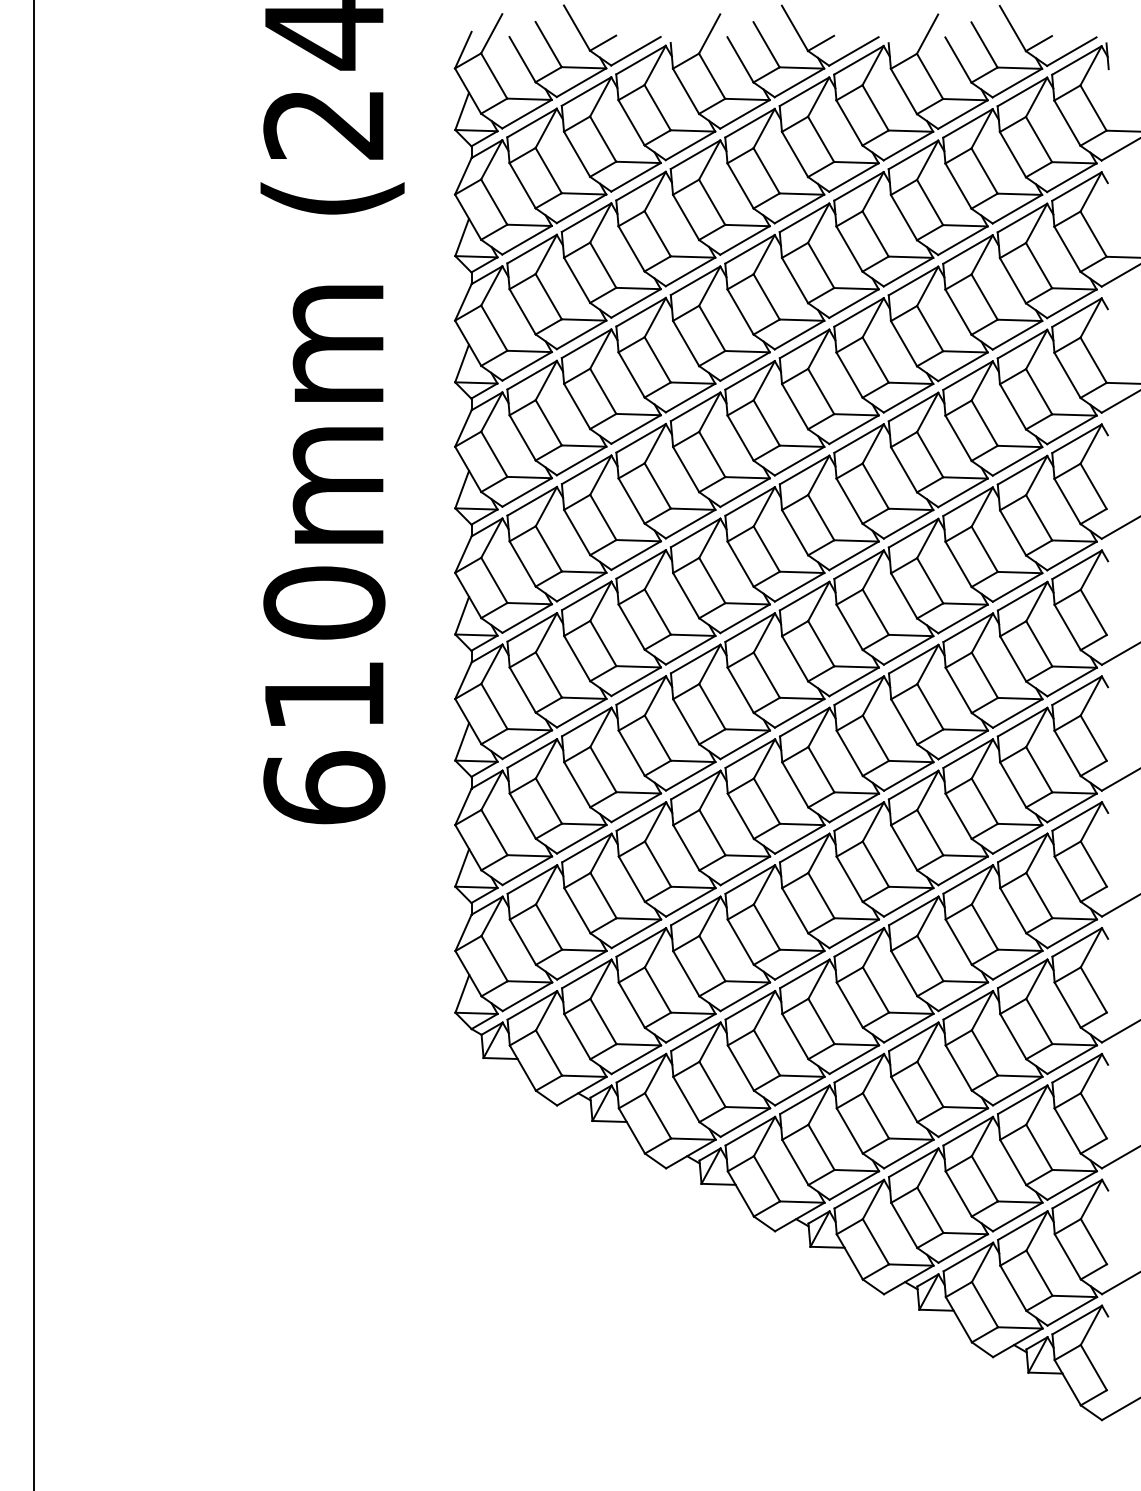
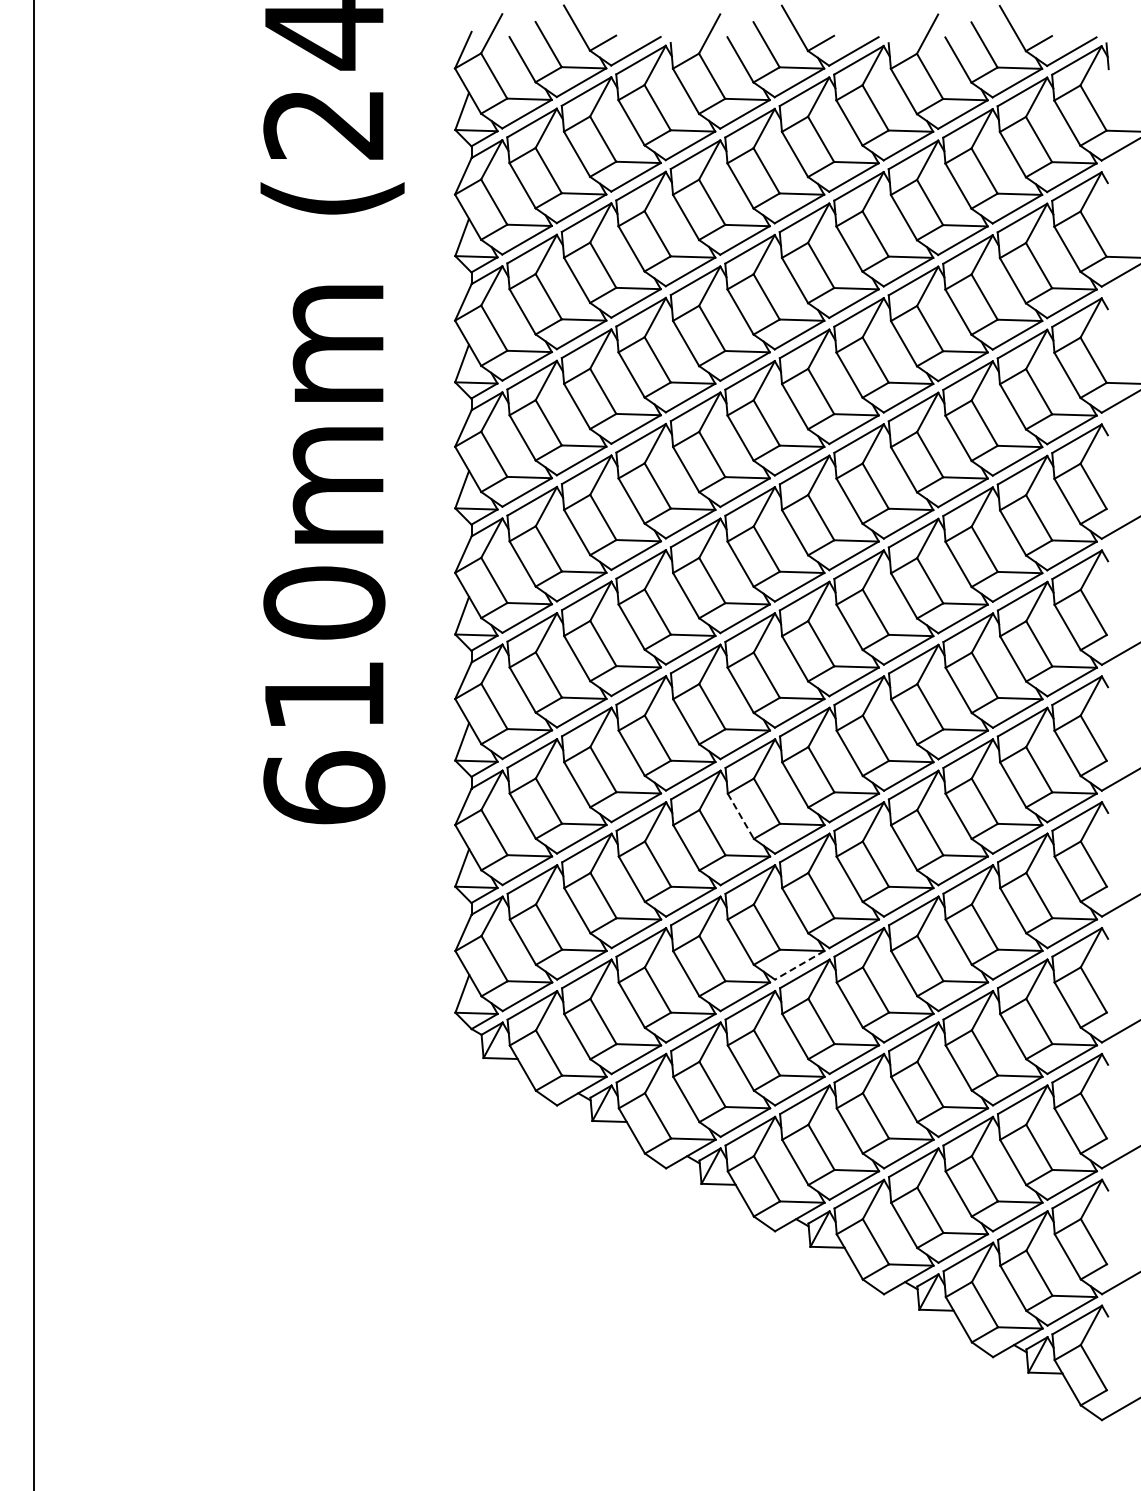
line: solid -> dashed (741, 816)
line: solid -> dashed (799, 965)
